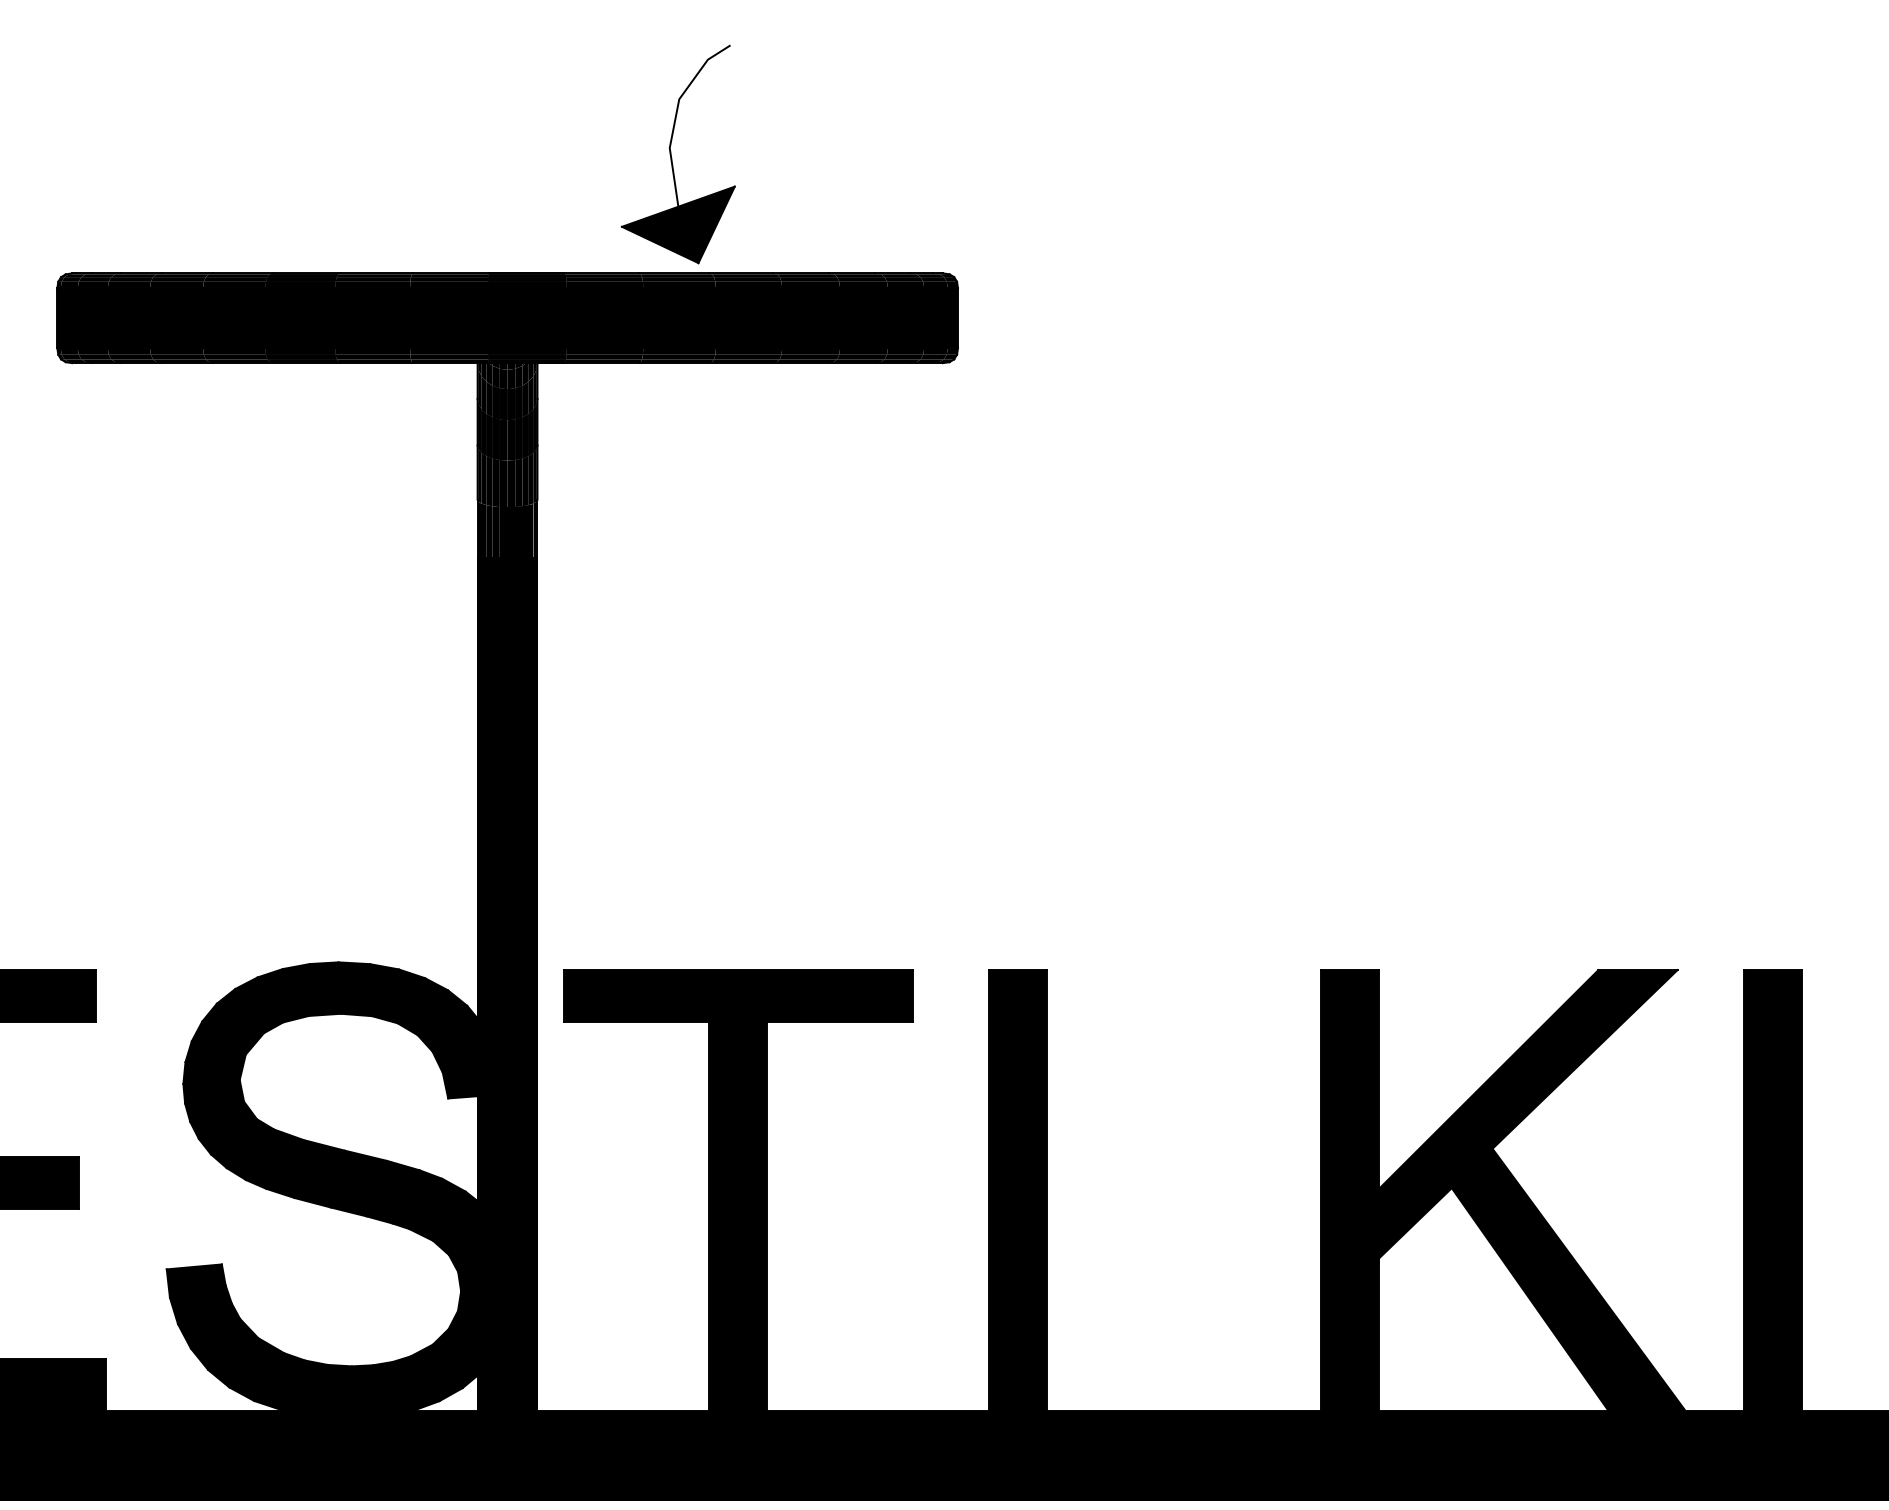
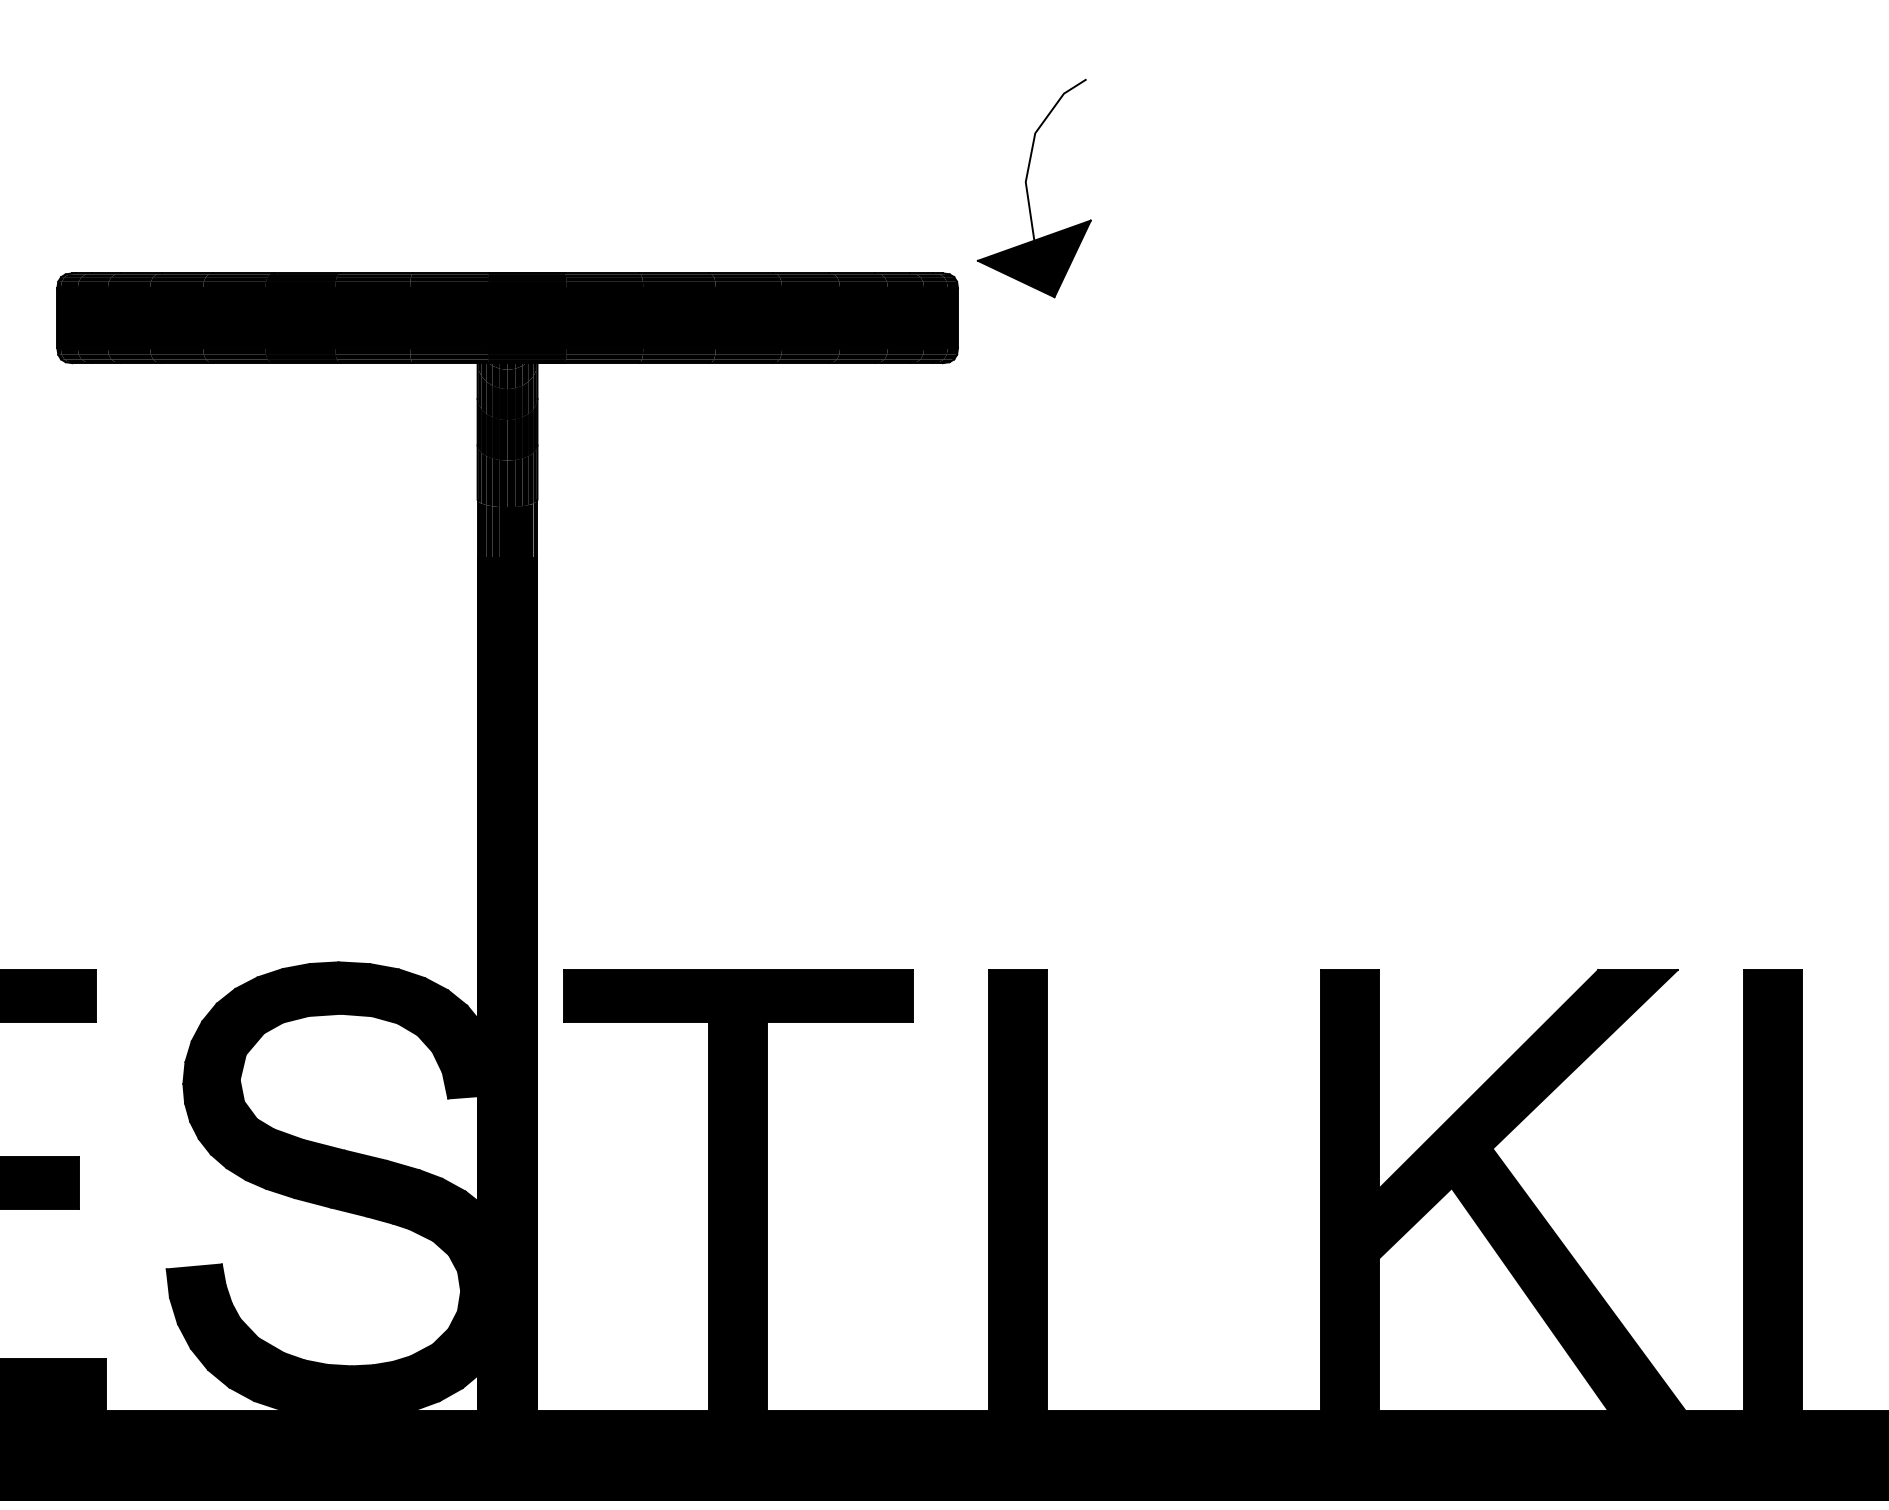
part position: (677, 154) -> (1033, 188) (1033, 188)
